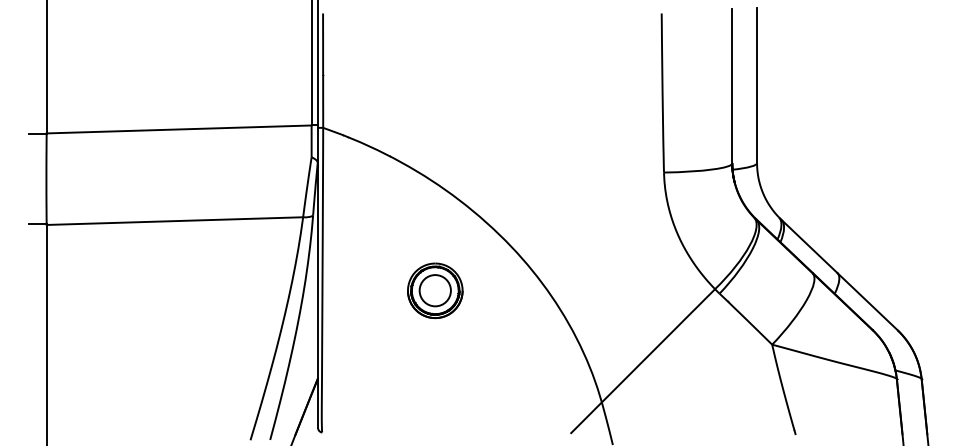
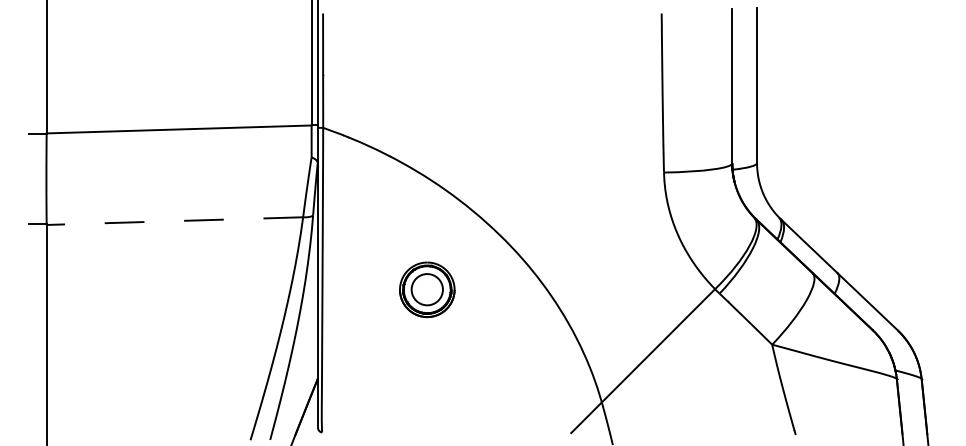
line: solid -> dashed (174, 221)
part position: (435, 290) -> (427, 289) (427, 289)
